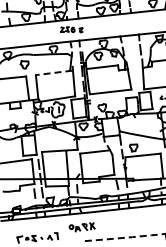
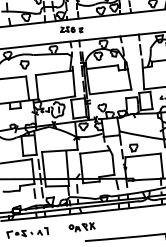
line: dashed -> solid (53, 72)
part position: (37, 237) -> (27, 232) (27, 232)
arc: dashed -> solid (125, 237)
